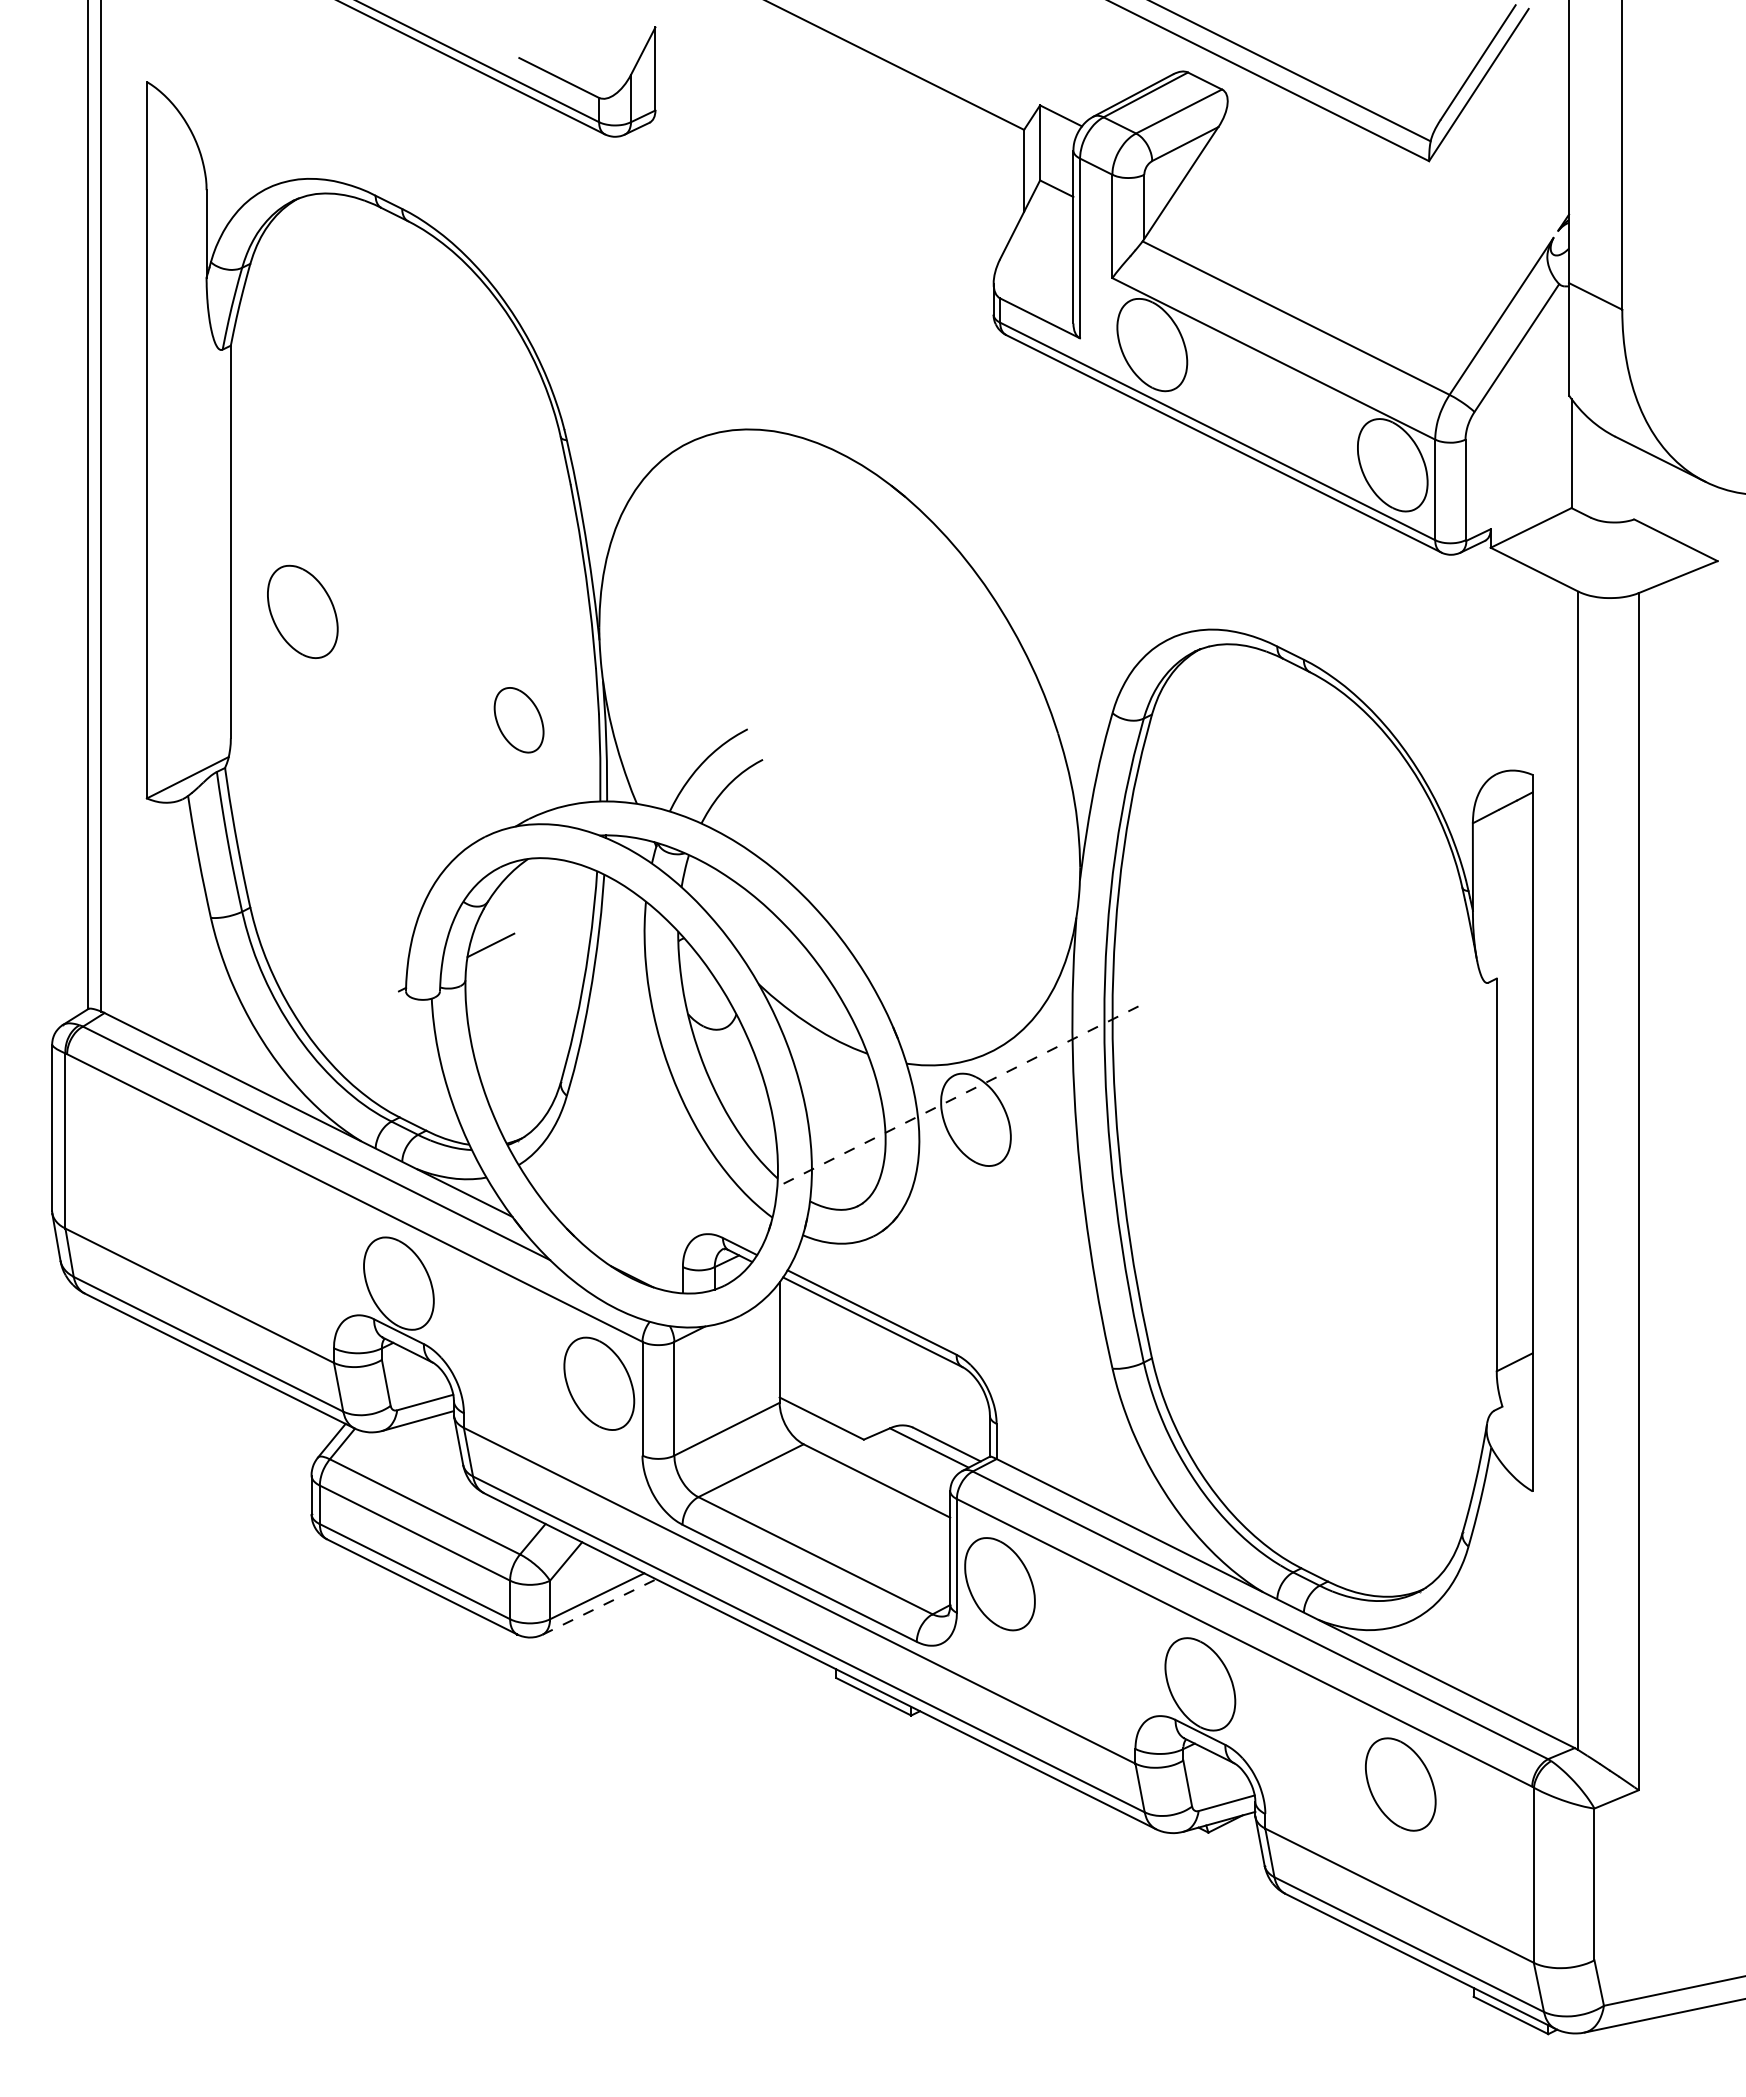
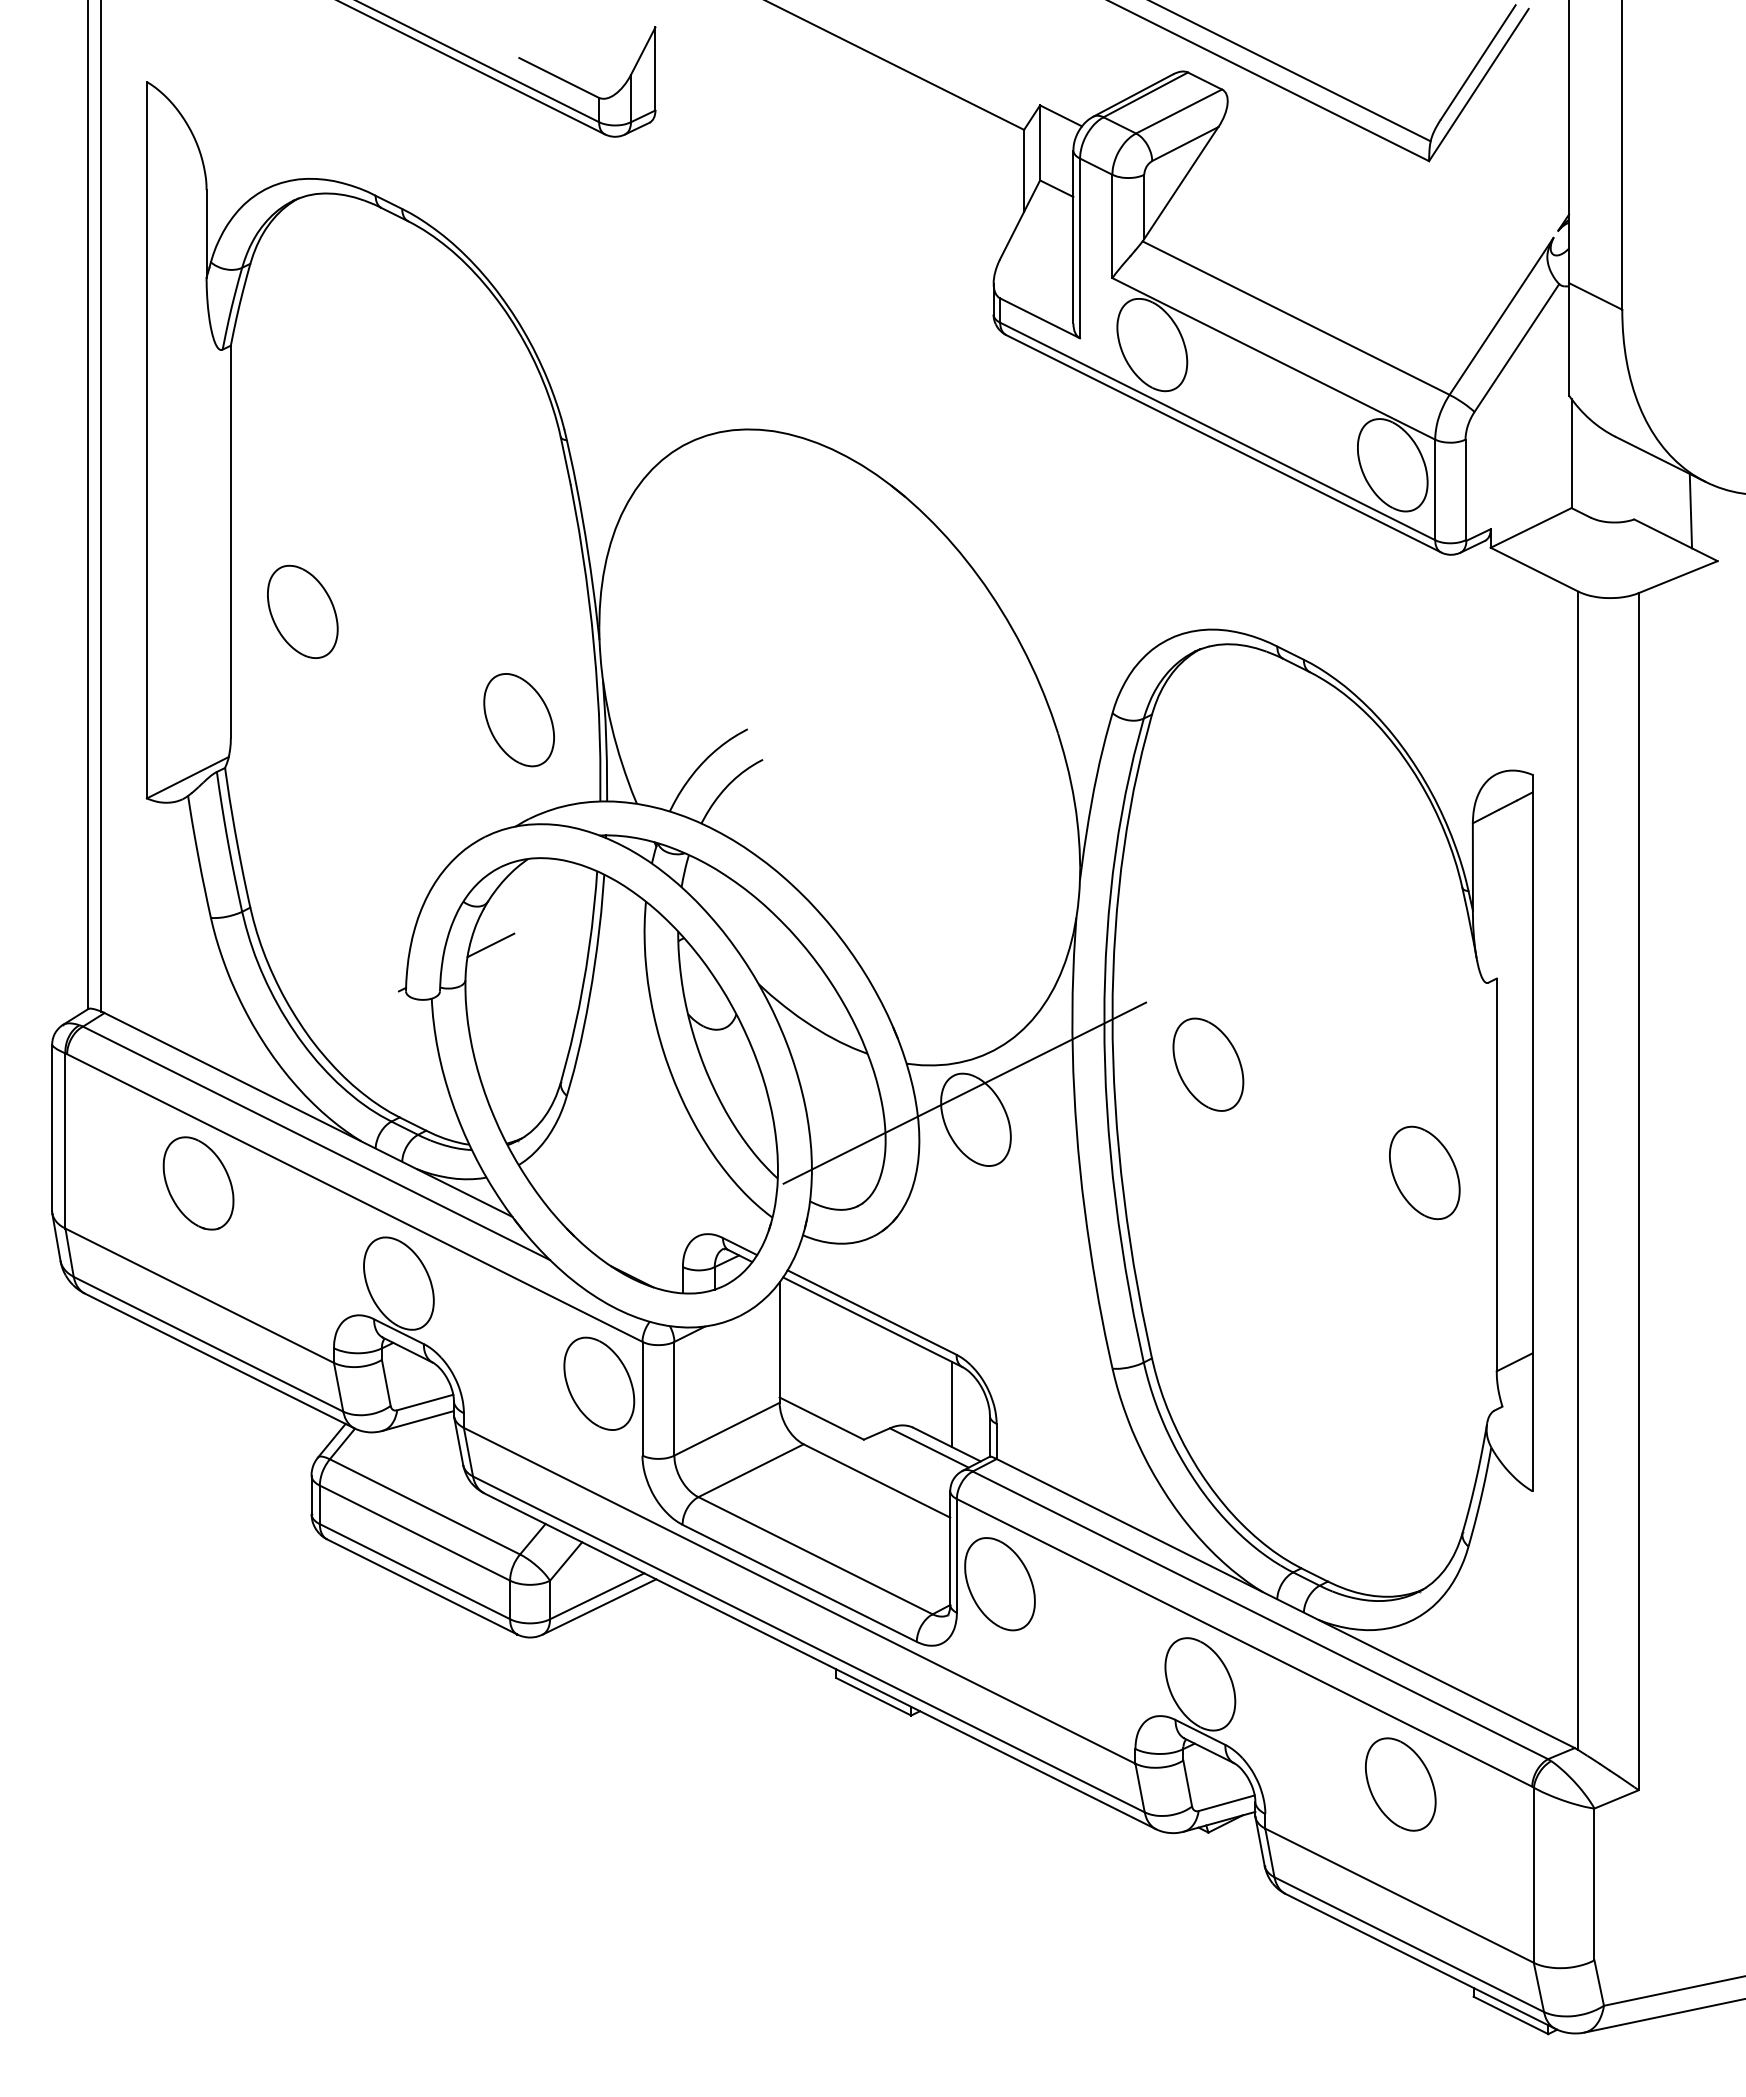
line: none -> present (1690, 510)
part size: 52x67 px -> 72x95 px (518, 720)
part: none -> present (1208, 1064)
line: dashed -> solid (964, 1093)
part: none -> present (1424, 1172)
part: none -> present (198, 1183)
line: none -> present (951, 1404)
line: dashed -> solid (599, 1606)
